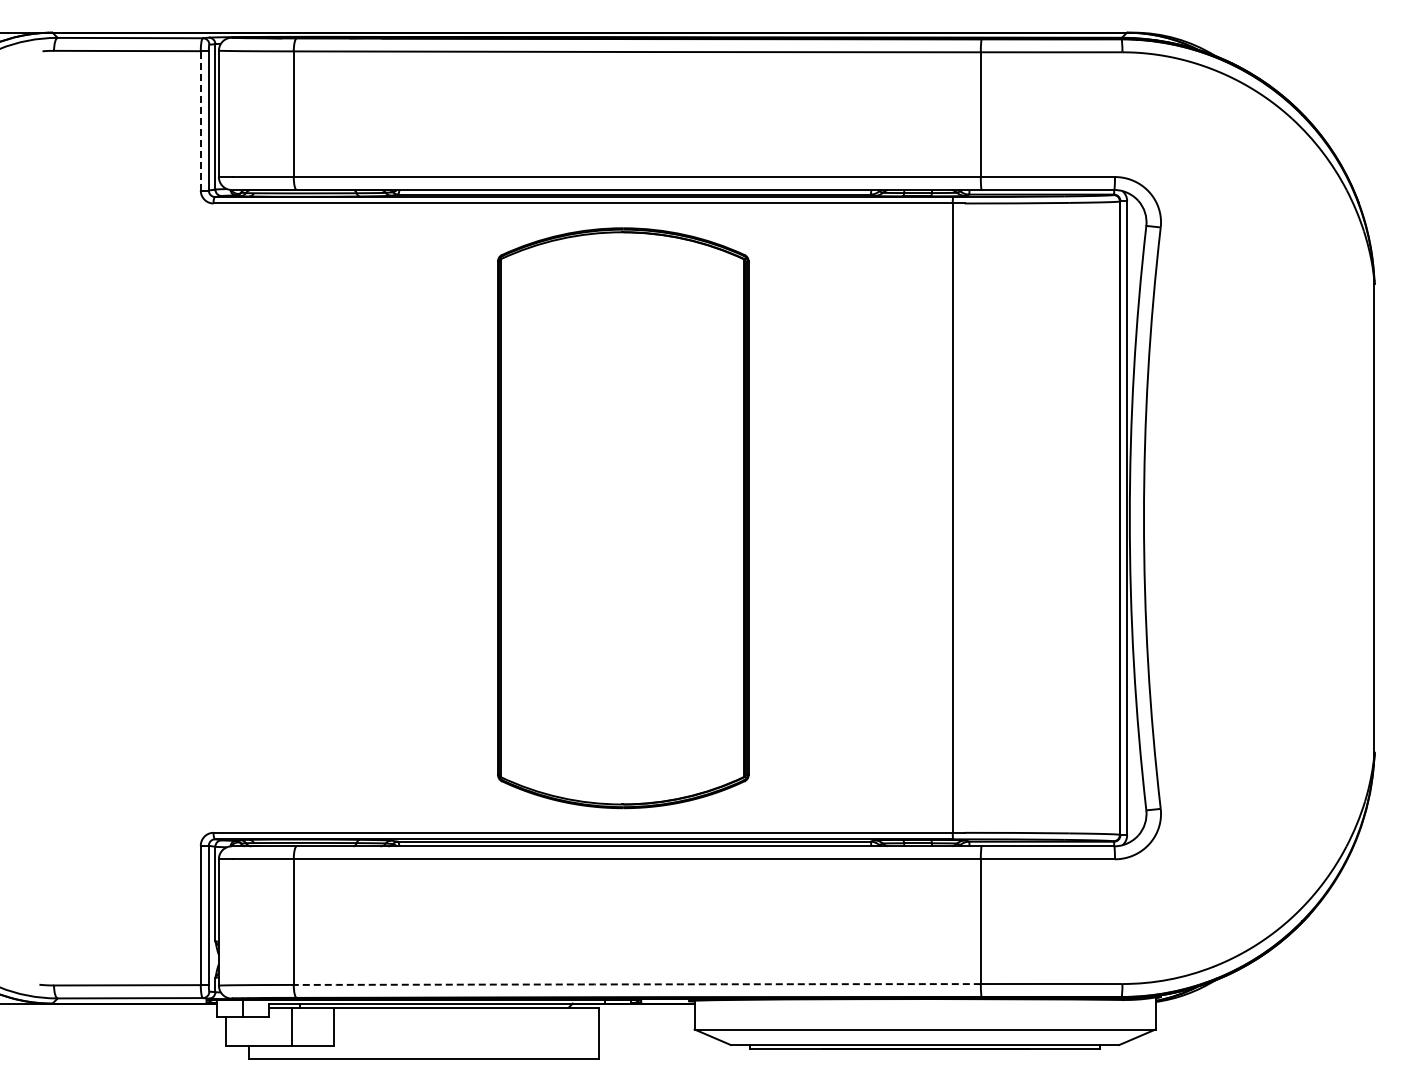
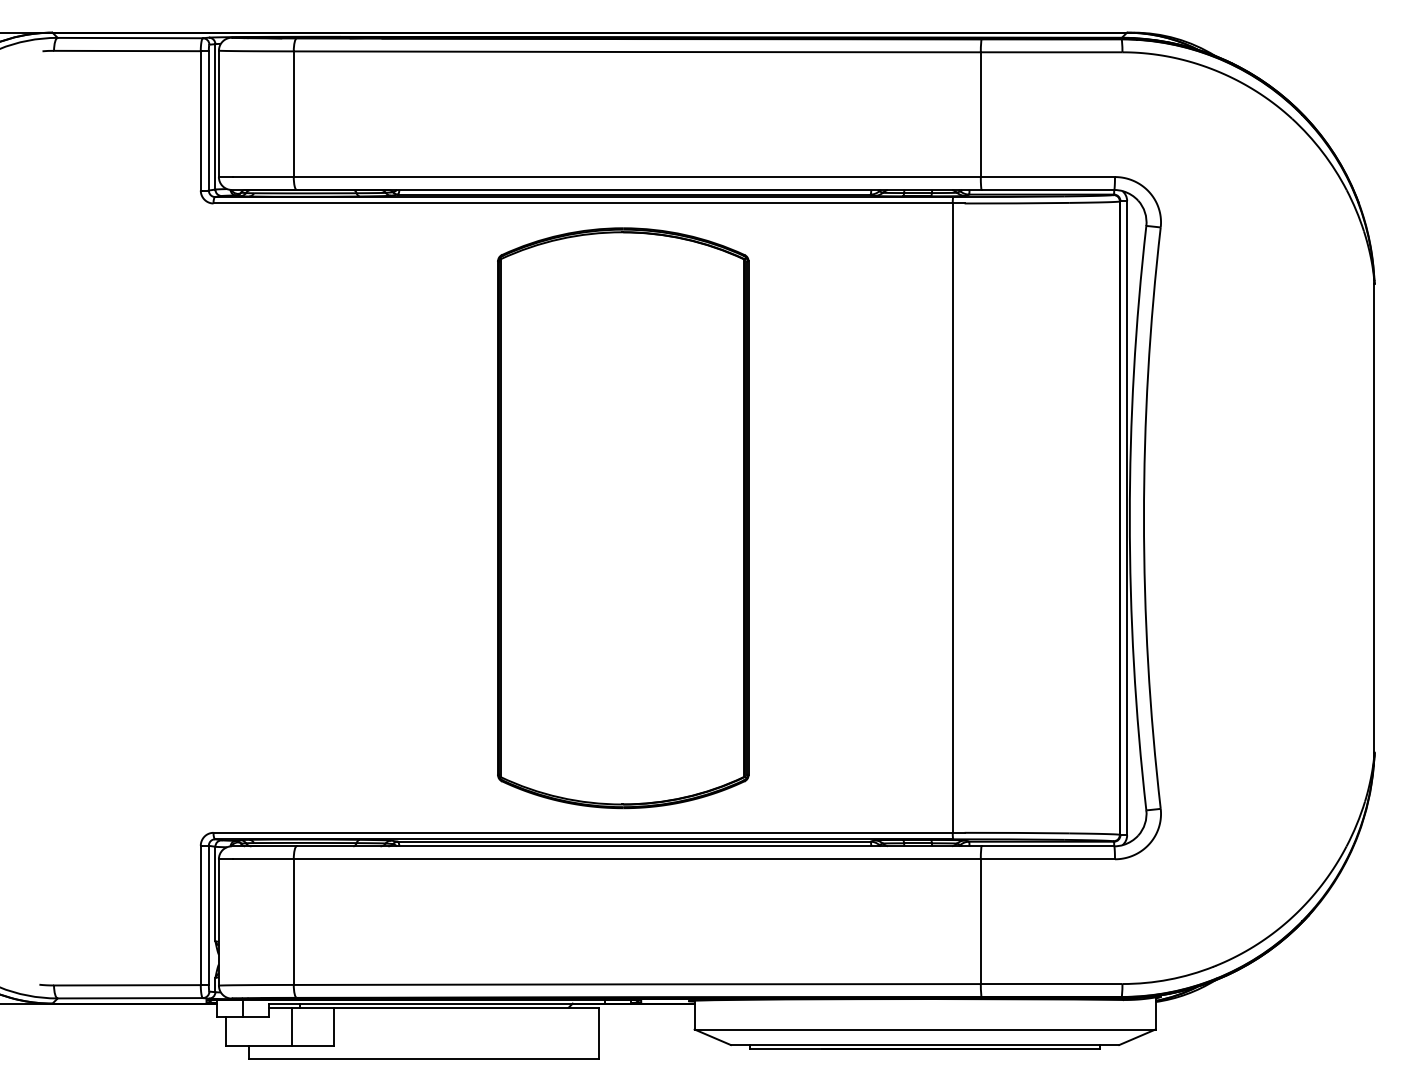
line: dashed -> solid (200, 120)
arc: dashed -> solid (637, 984)
